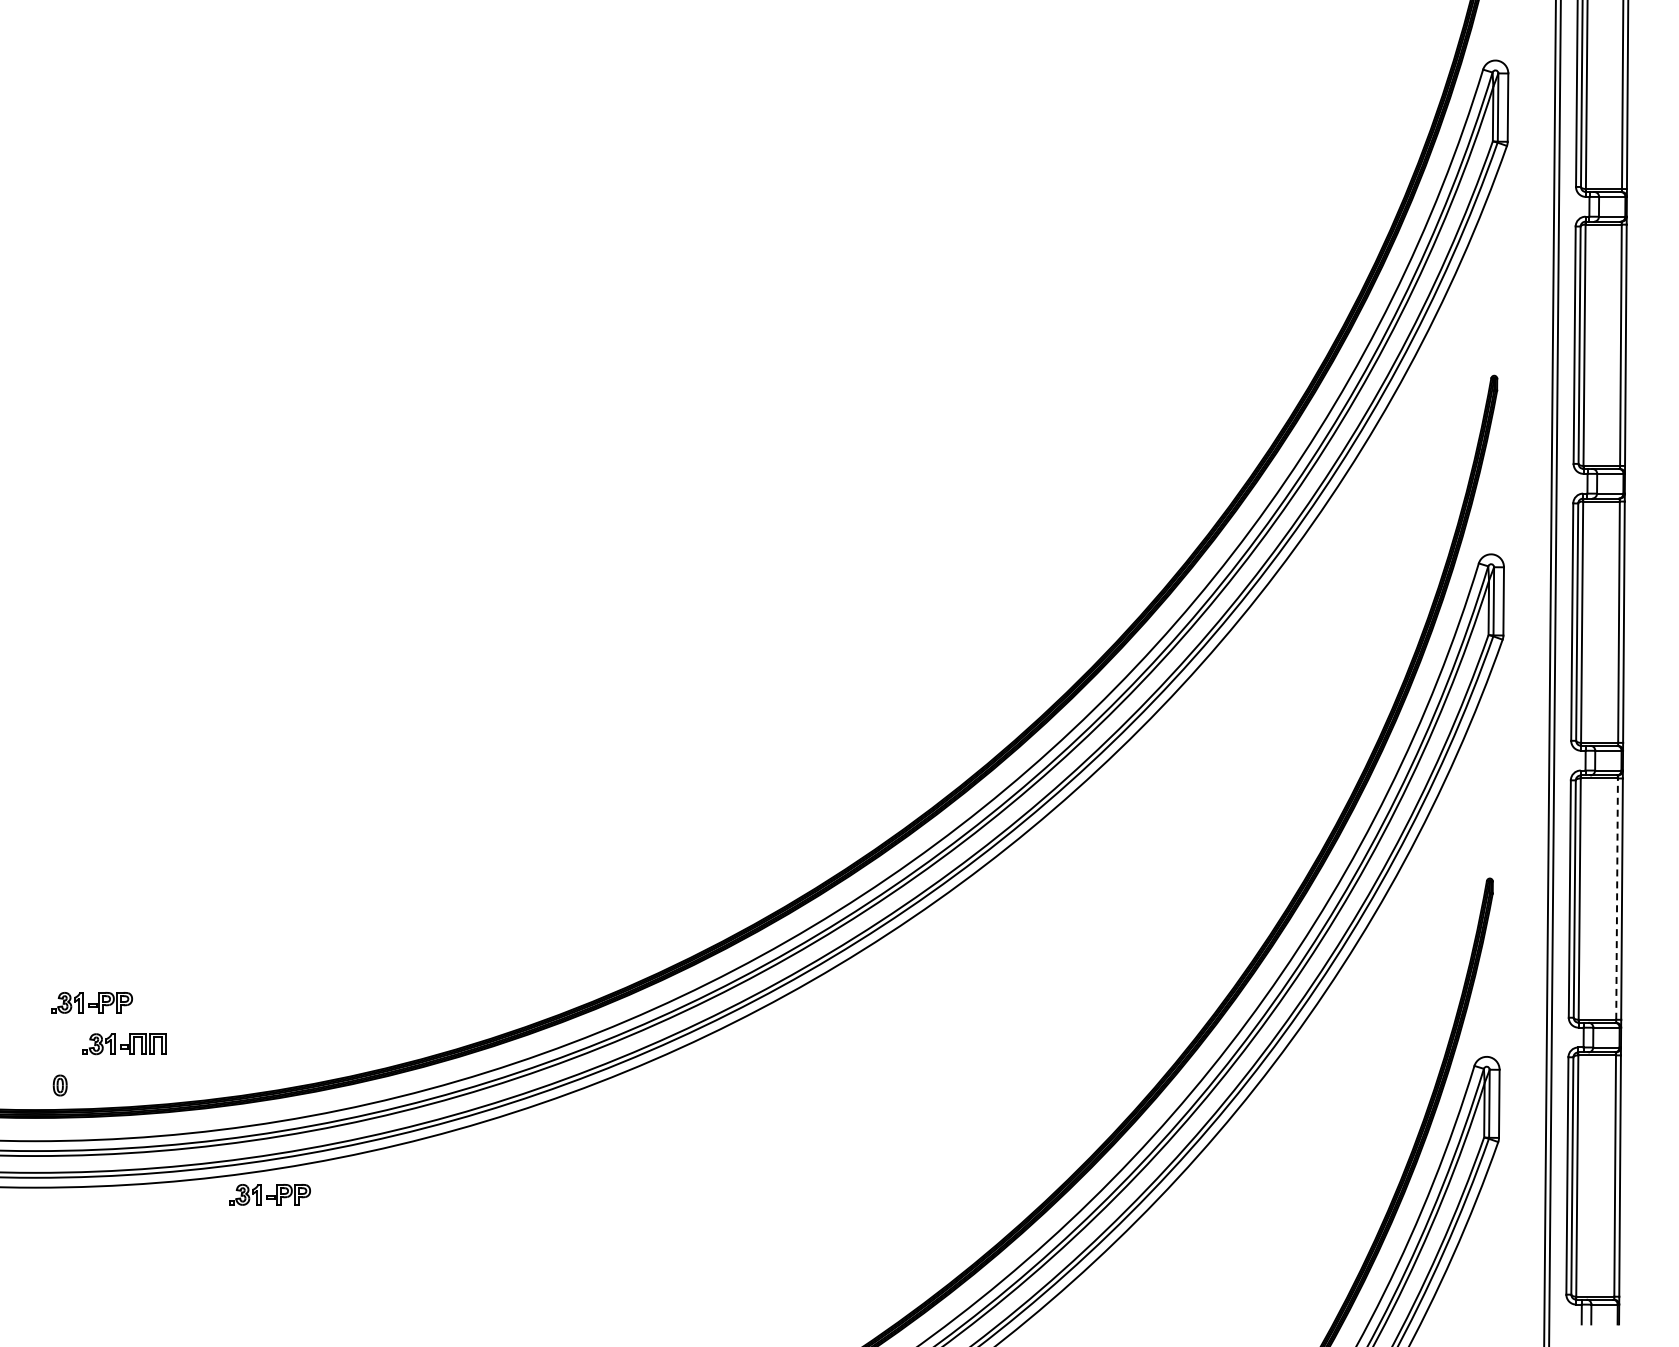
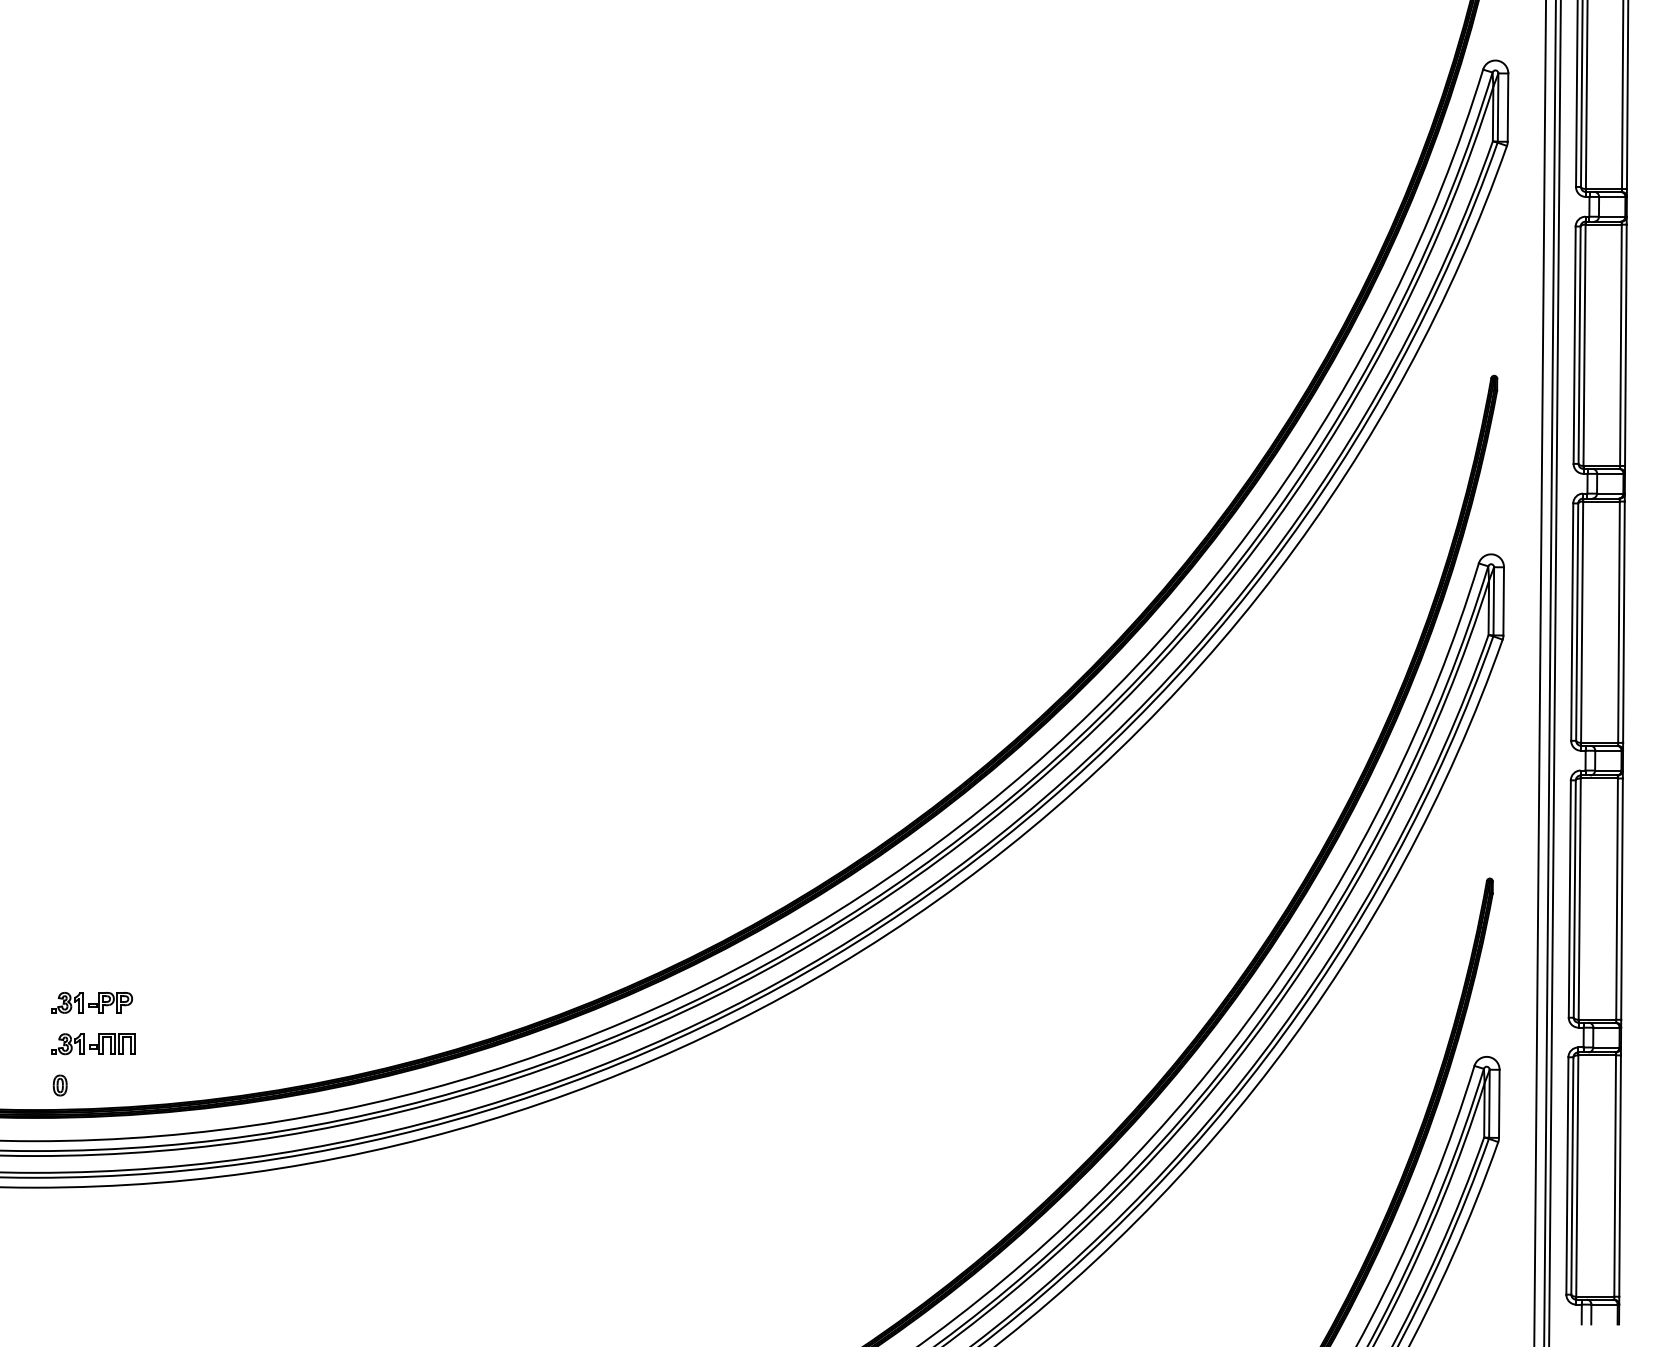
line: none -> present (1540, 672)
line: dashed -> solid (1617, 899)
part position: (124, 1044) -> (93, 1044) (93, 1044)
part: present -> none (269, 1194)
